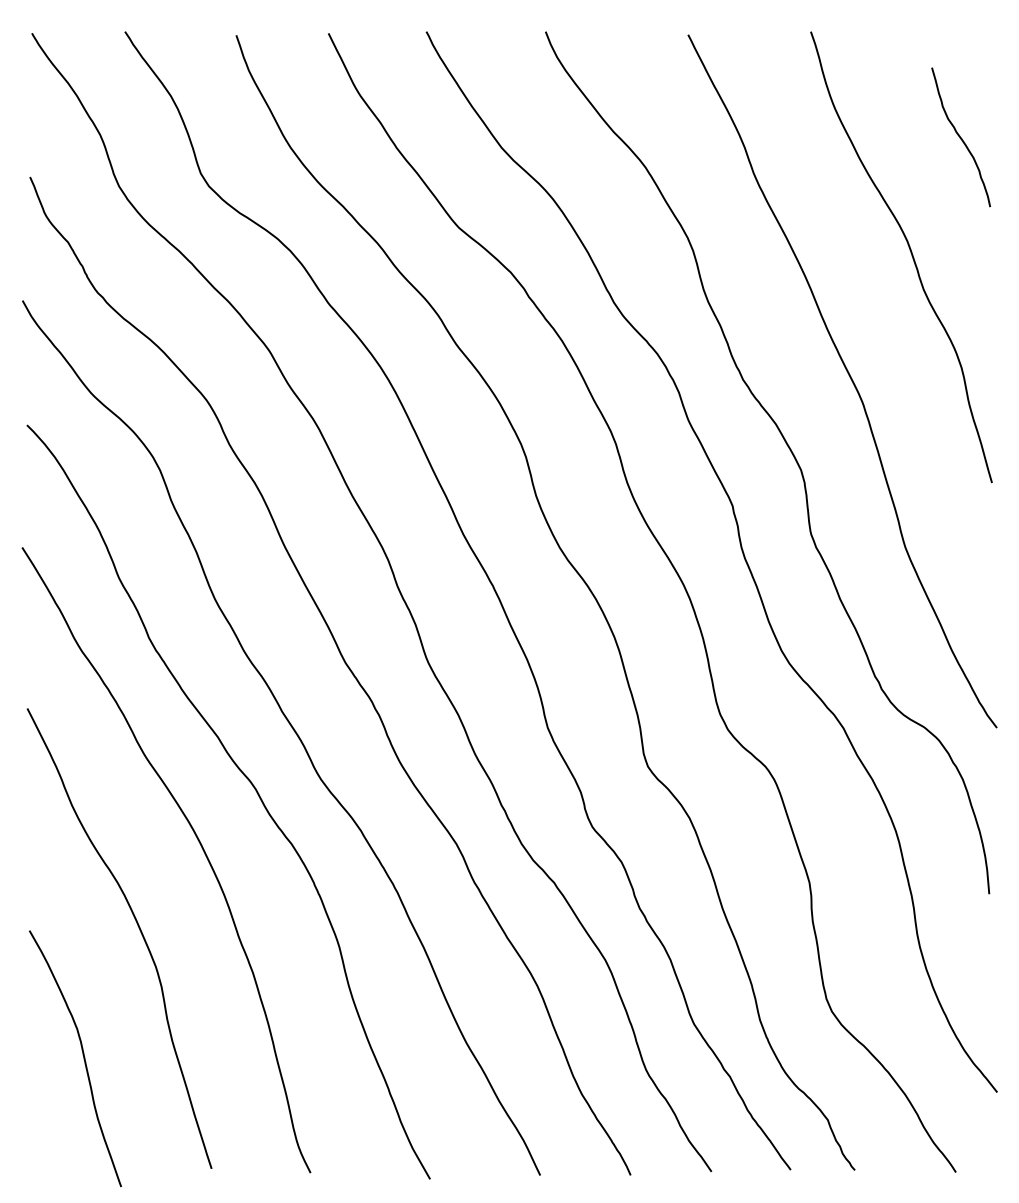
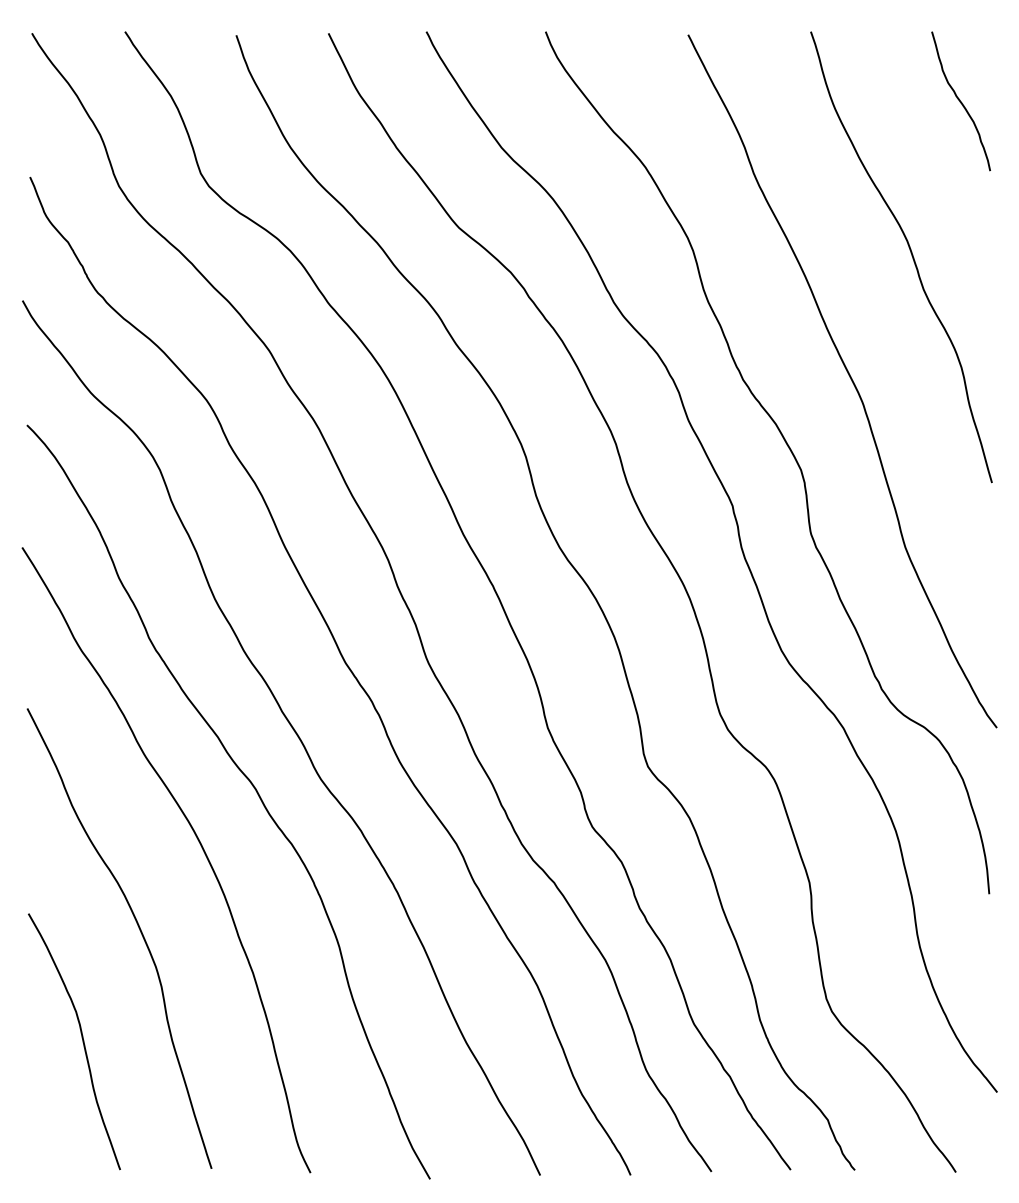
curve position: (960, 137) -> (960, 101) (960, 101)
curve position: (82, 1055) -> (81, 1038) (81, 1038)
